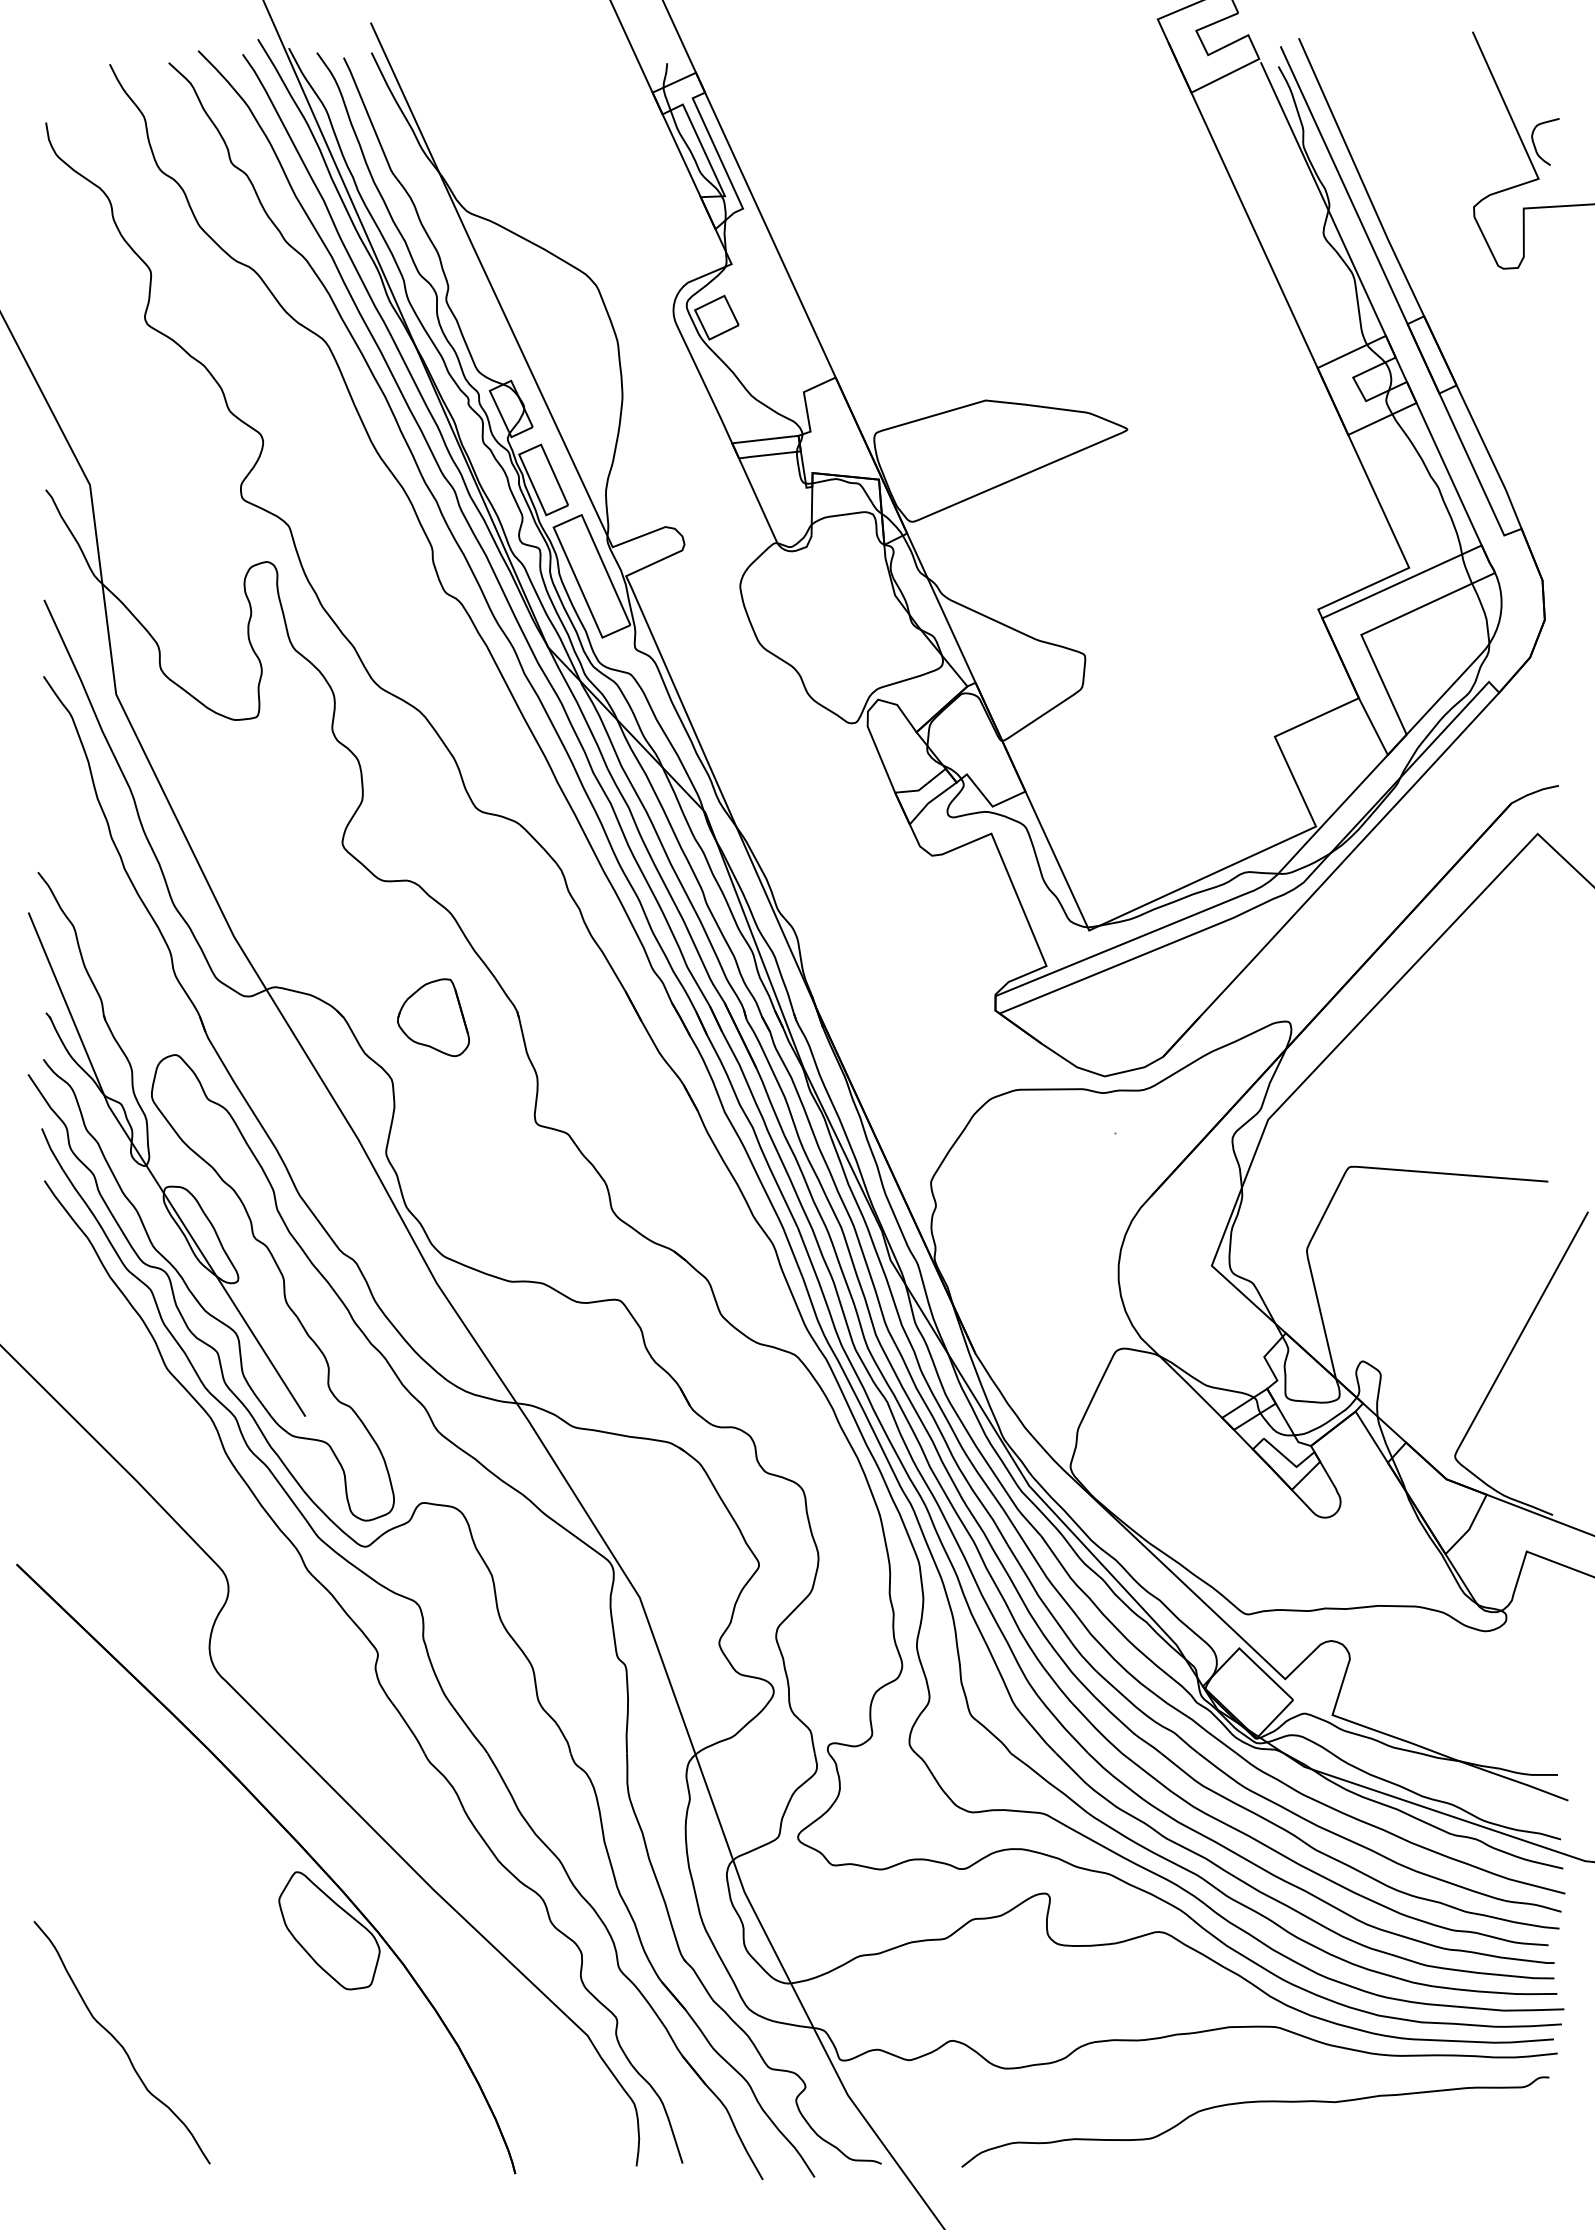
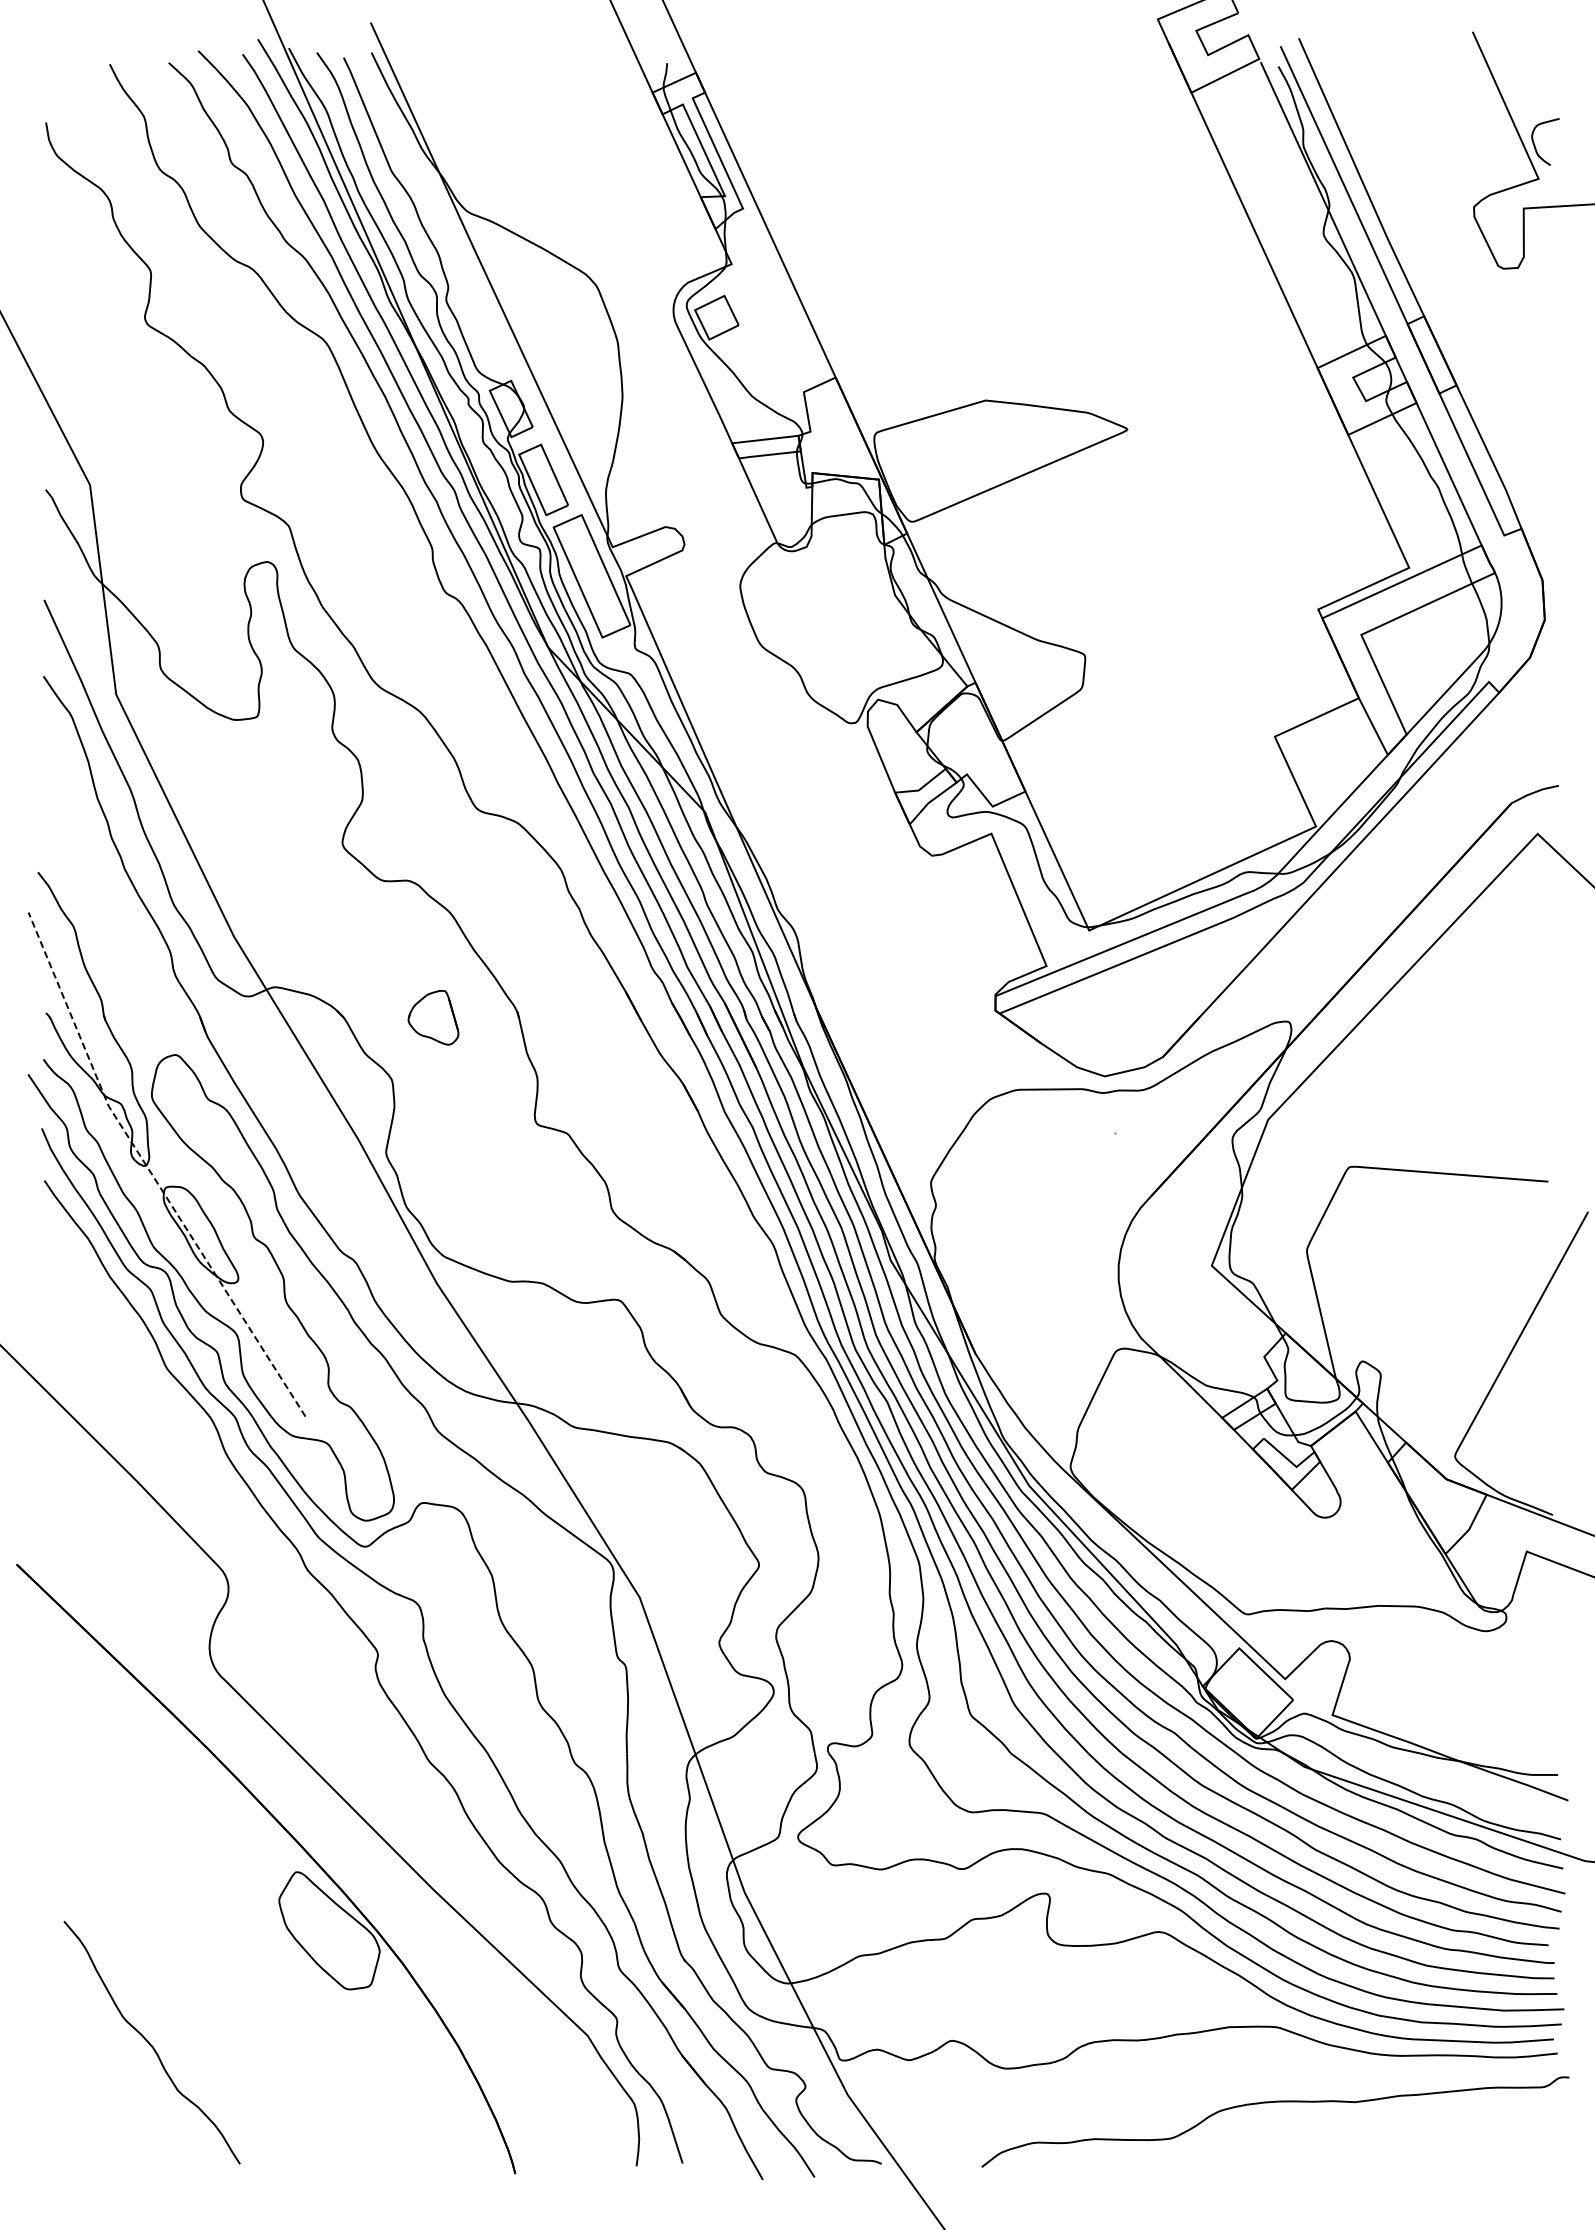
part size: 73x80 px -> 53x56 px (433, 1017)
line: solid -> dashed (150, 1172)
curve position: (120, 2043) -> (150, 2043) (150, 2043)
curve position: (1249, 2103) -> (1269, 2103) (1269, 2103)
